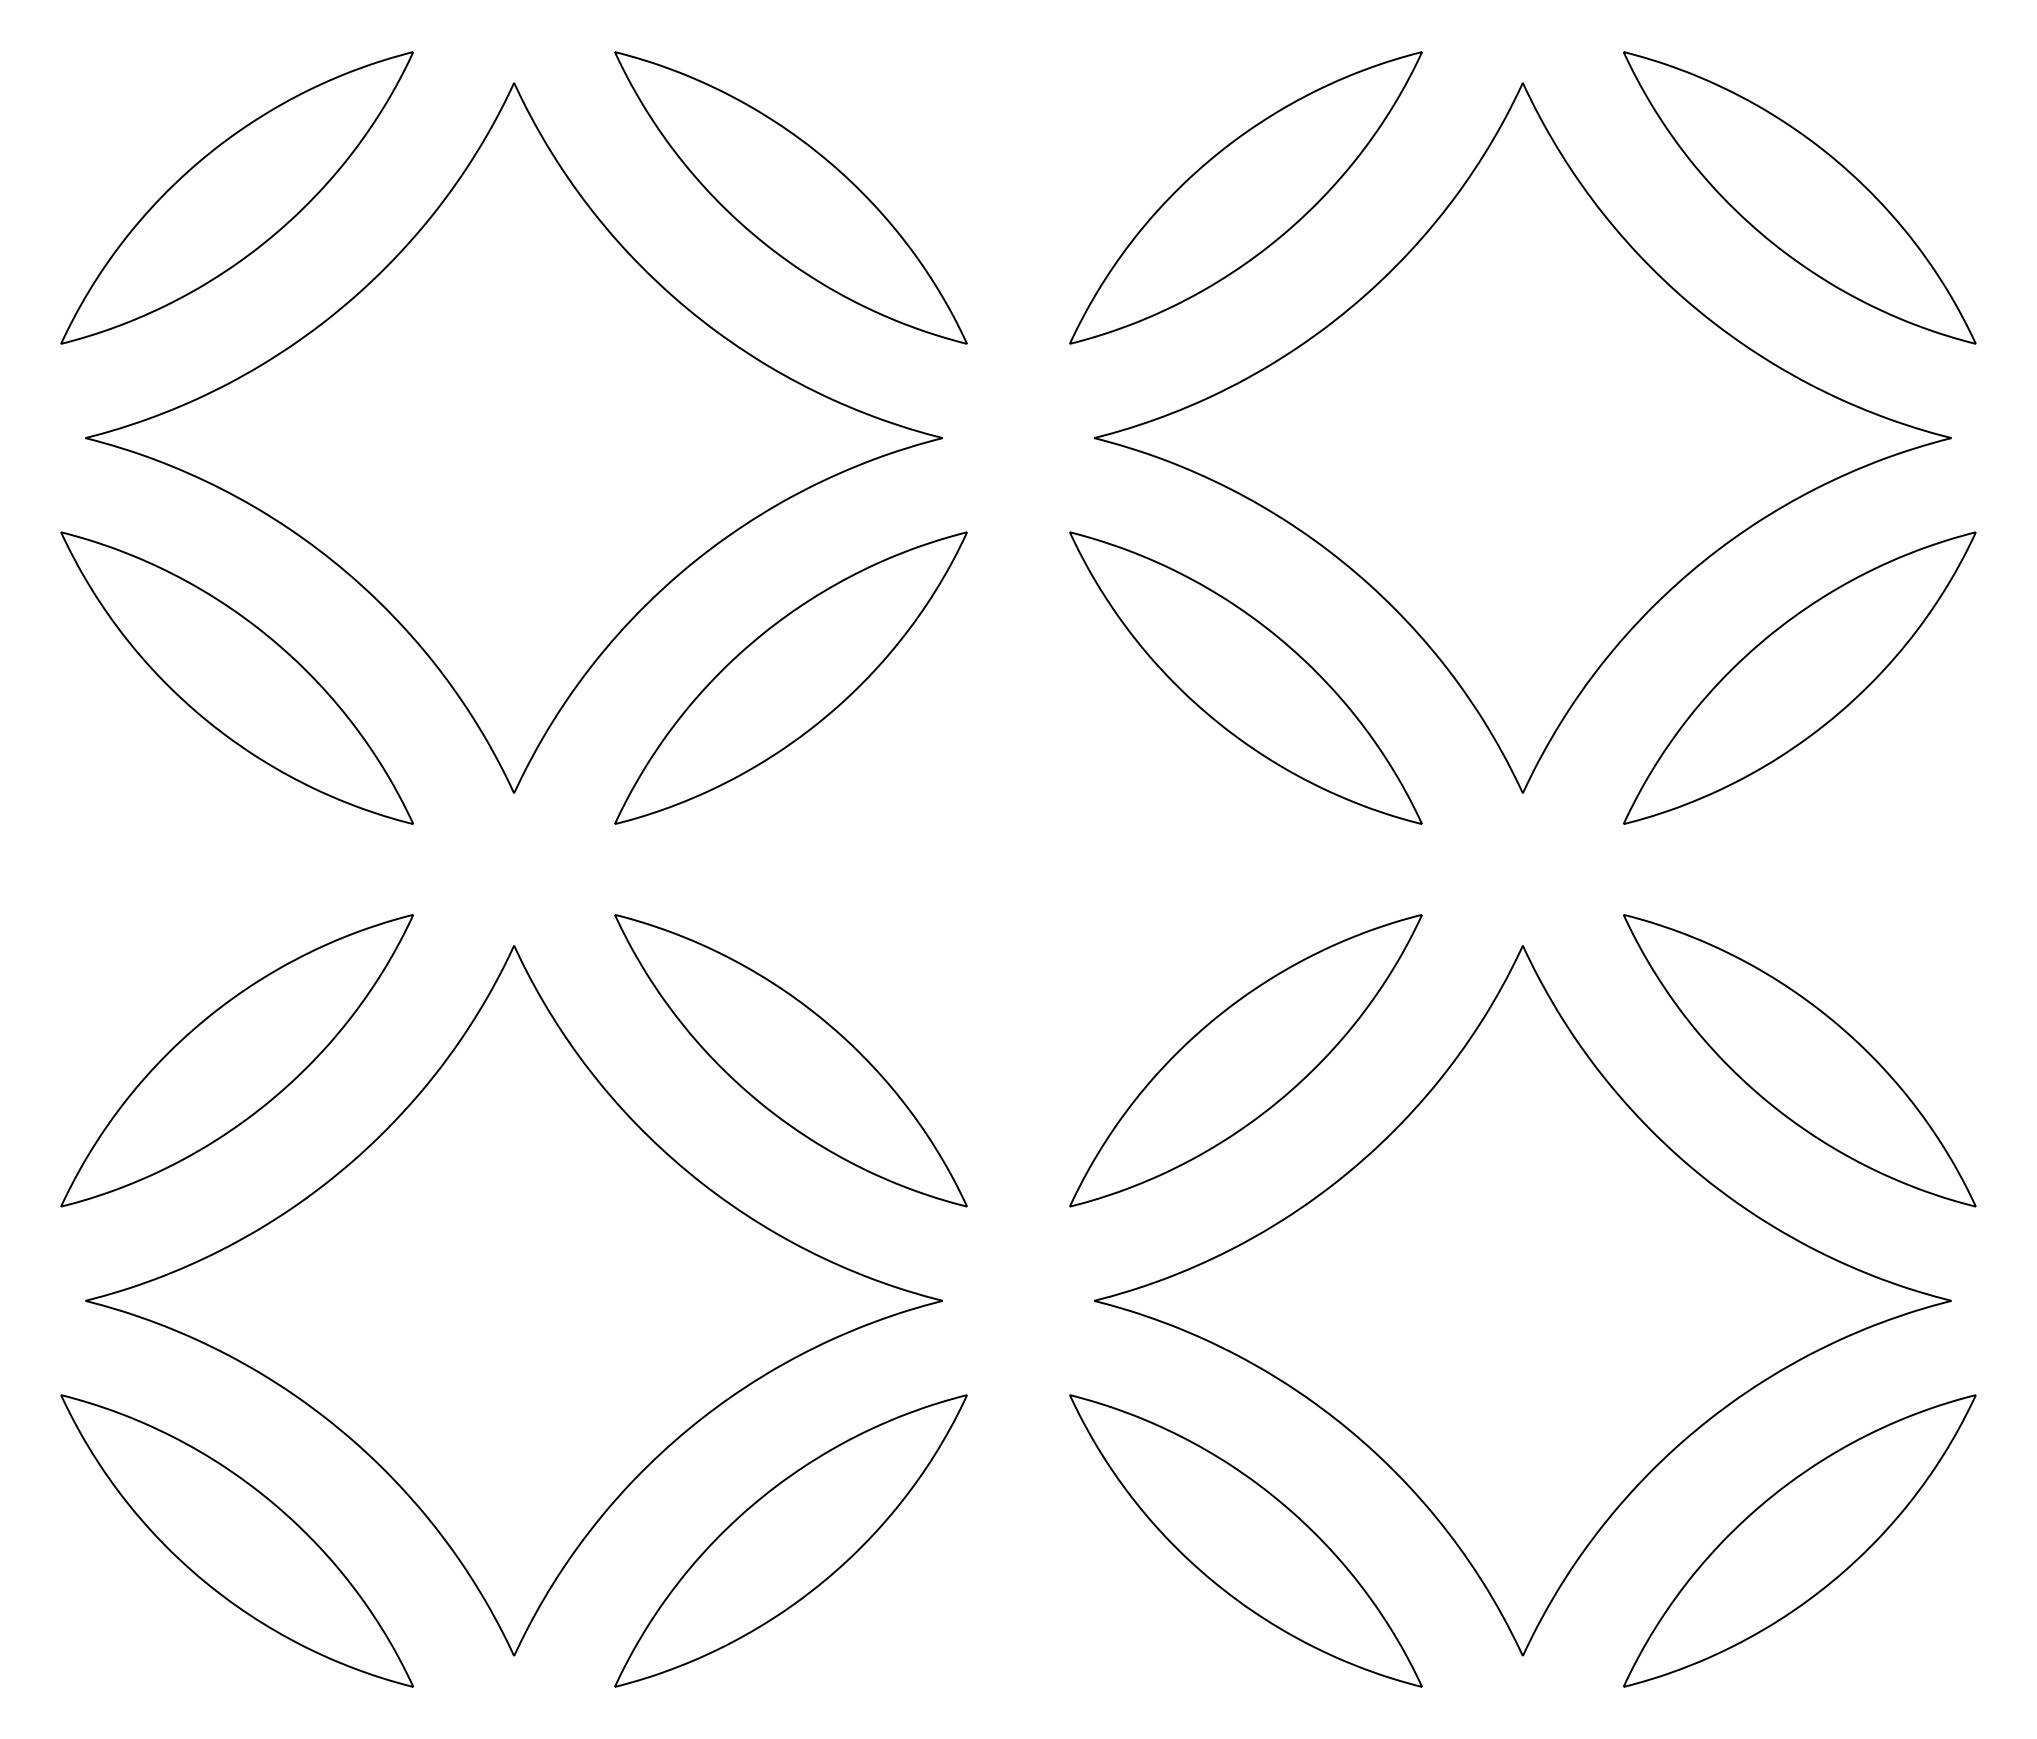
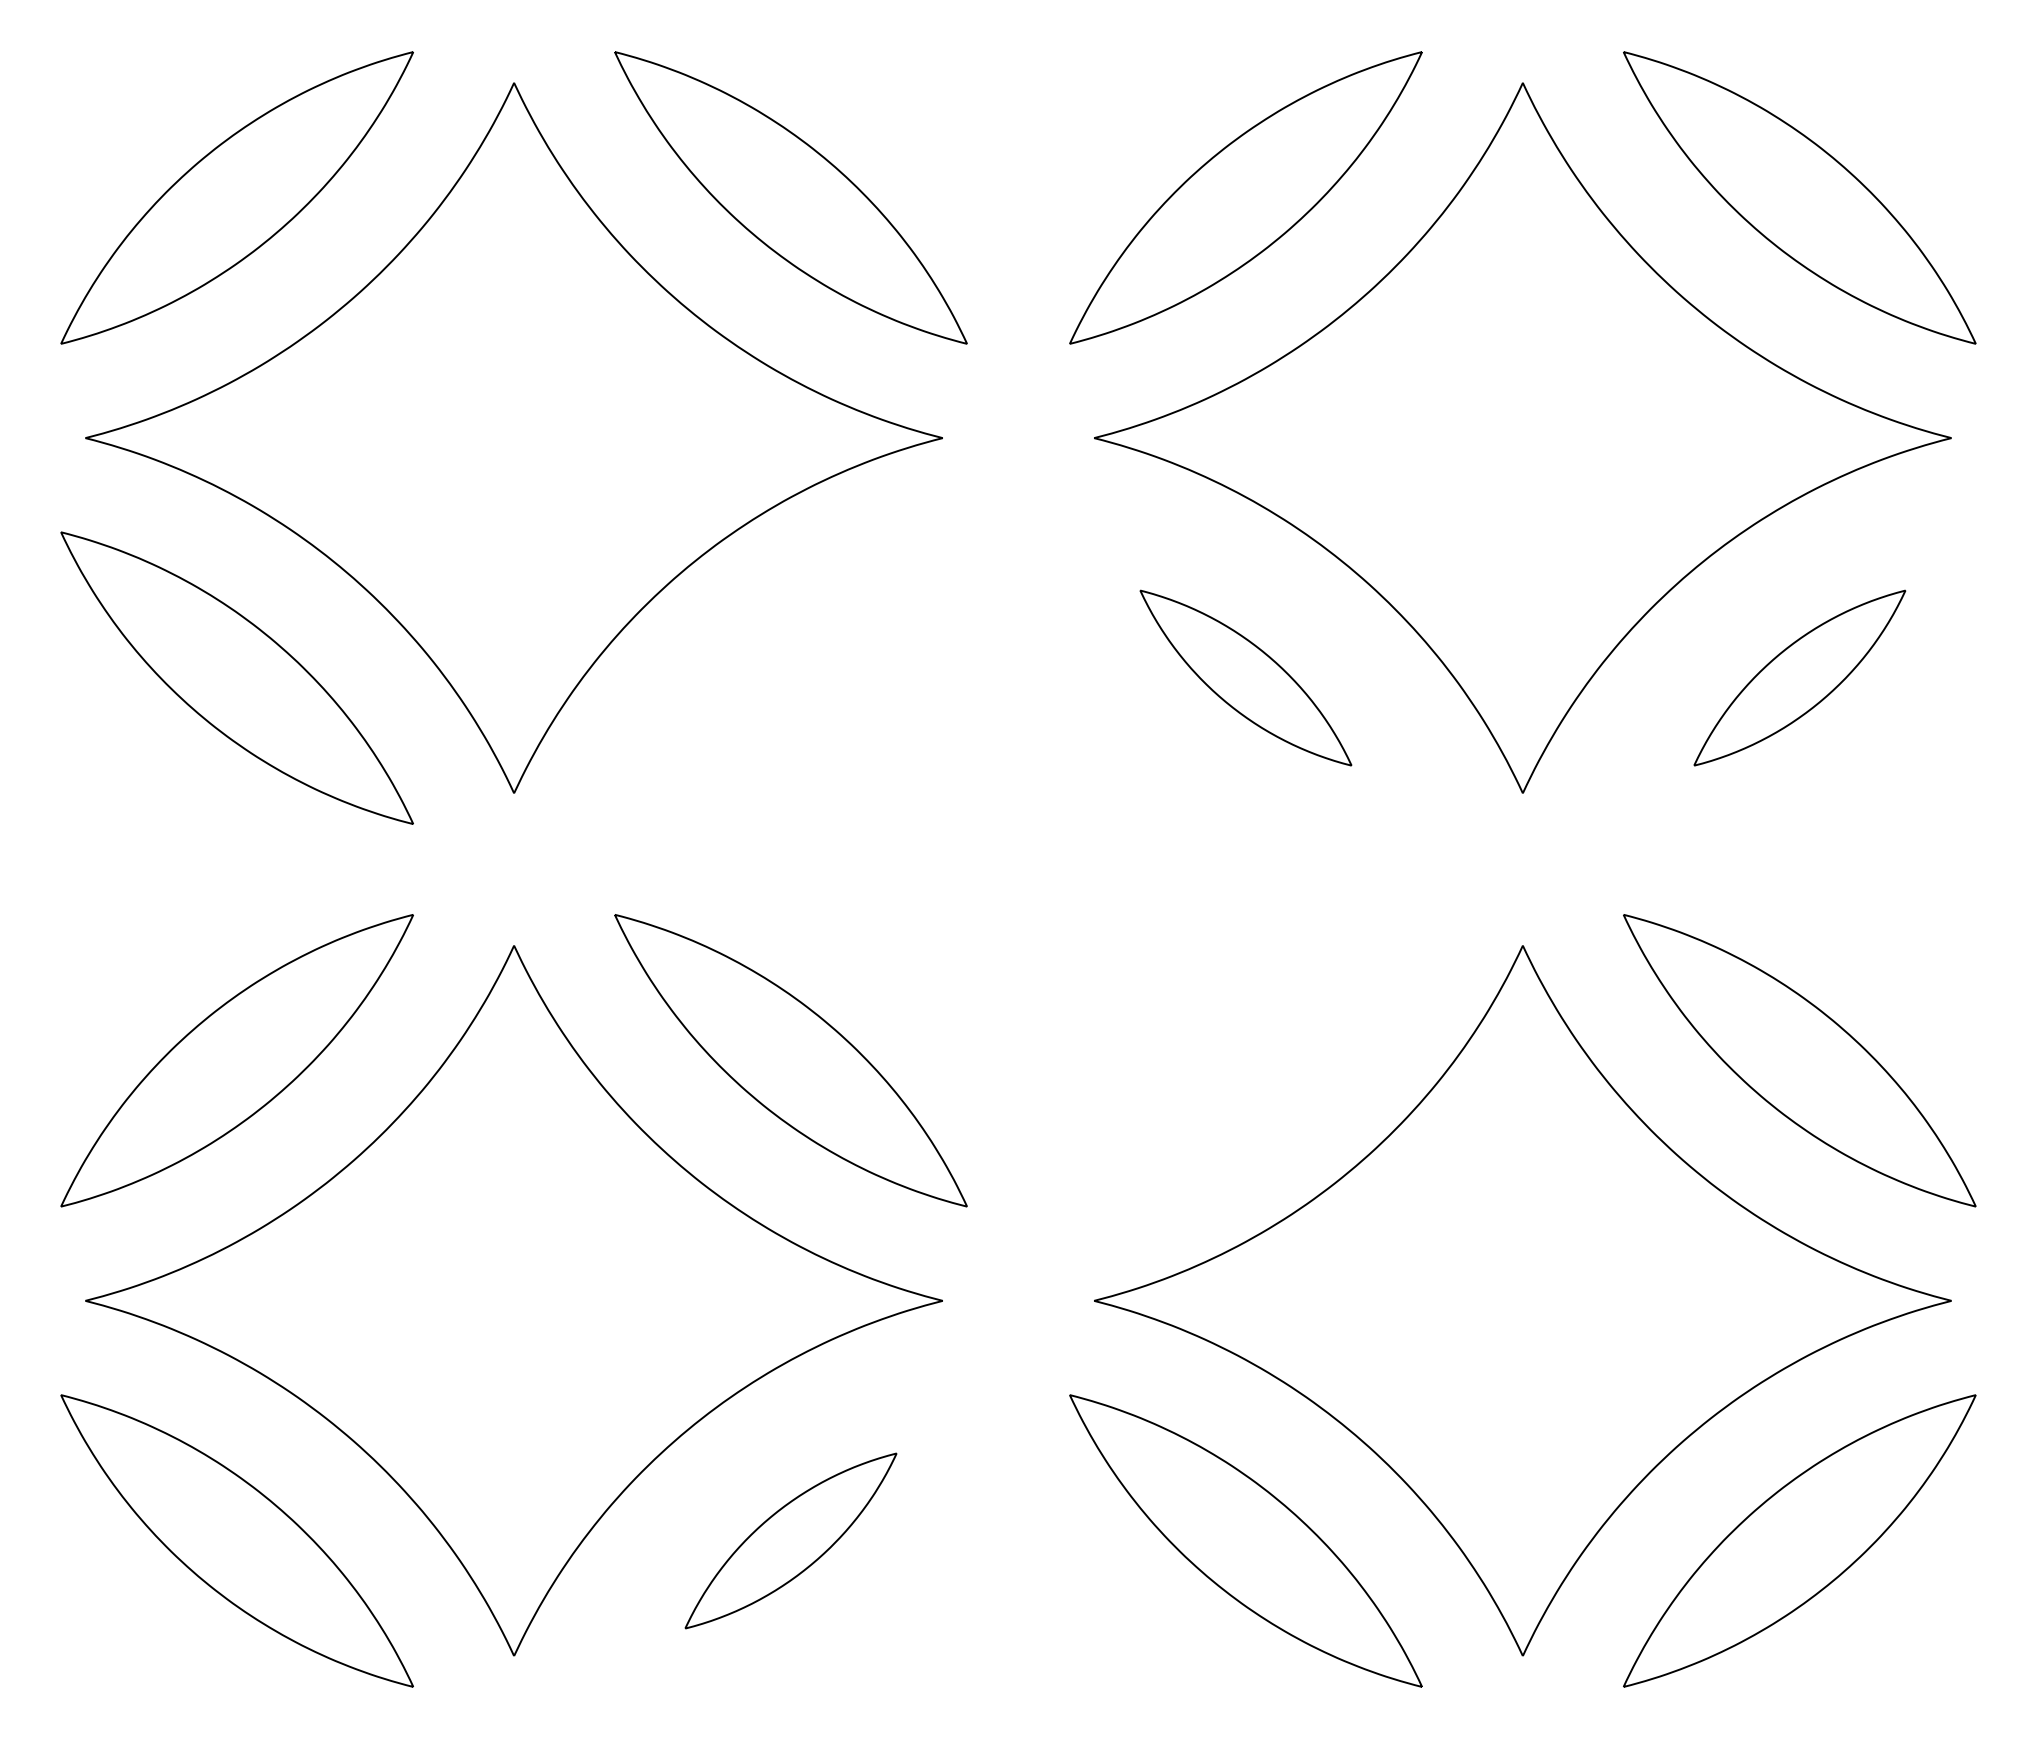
part: present -> none (790, 677)
part size: 354x294 px -> 214x178 px (1245, 677)
part size: 354x294 px -> 214x178 px (1799, 677)
part: present -> none (1245, 1060)
part size: 354x294 px -> 214x178 px (790, 1540)
